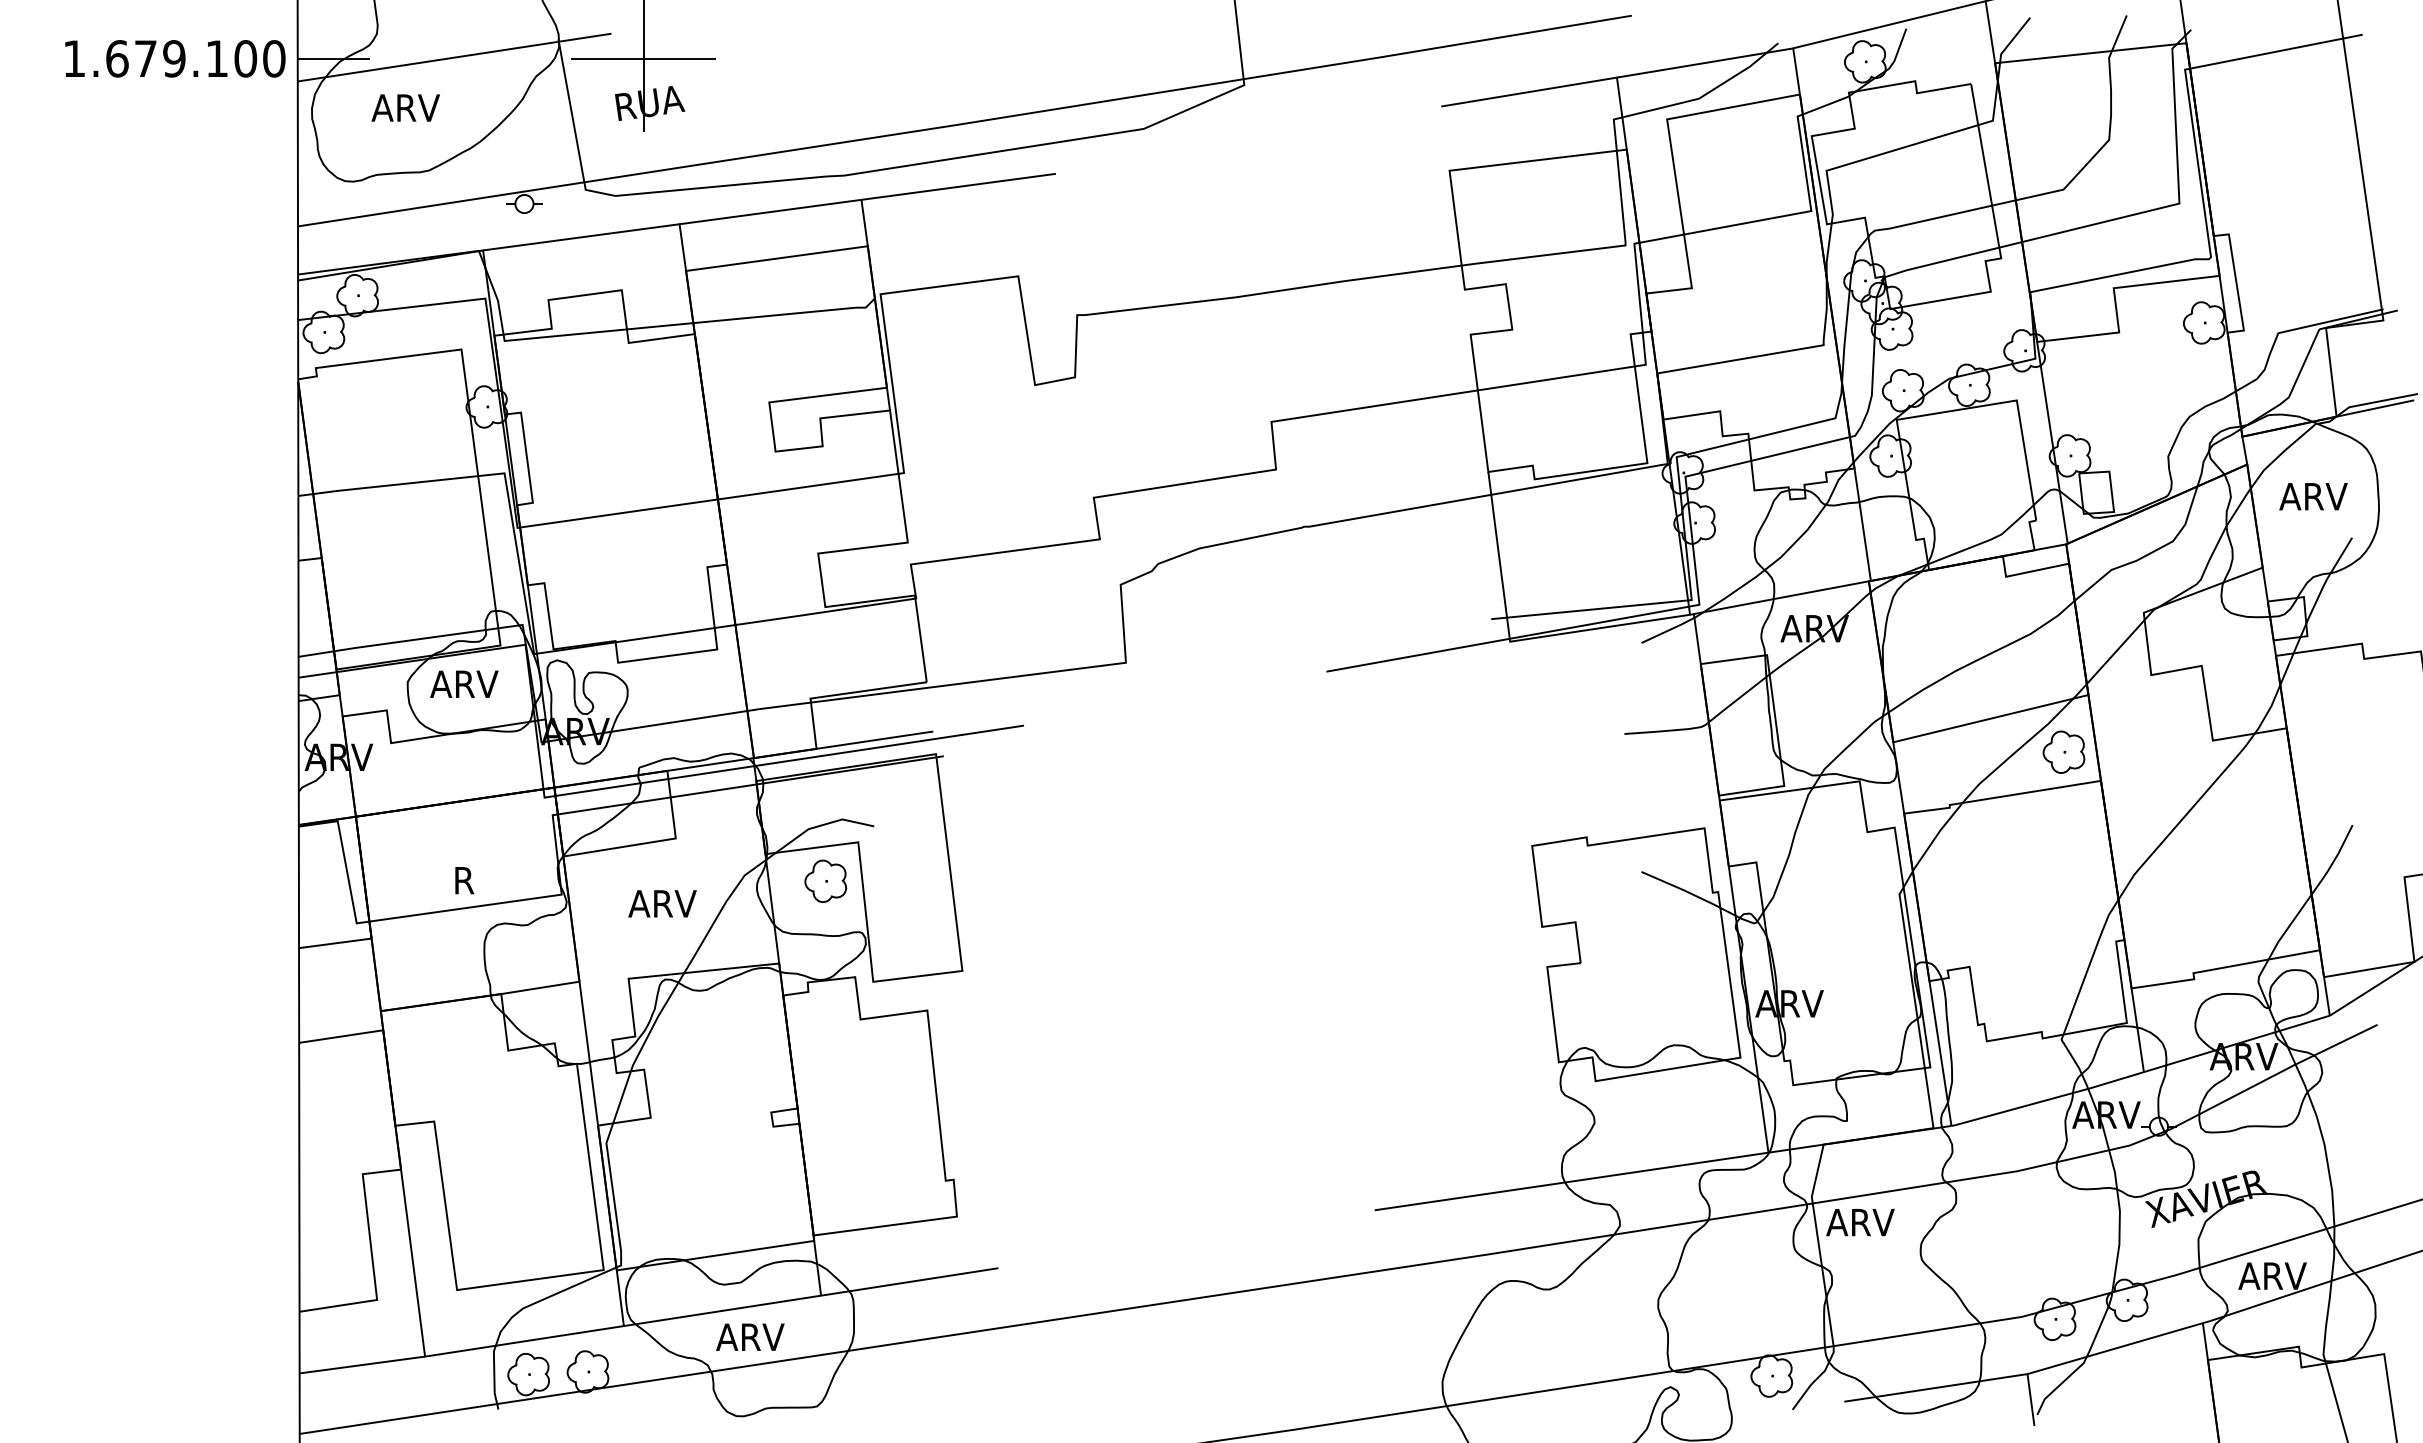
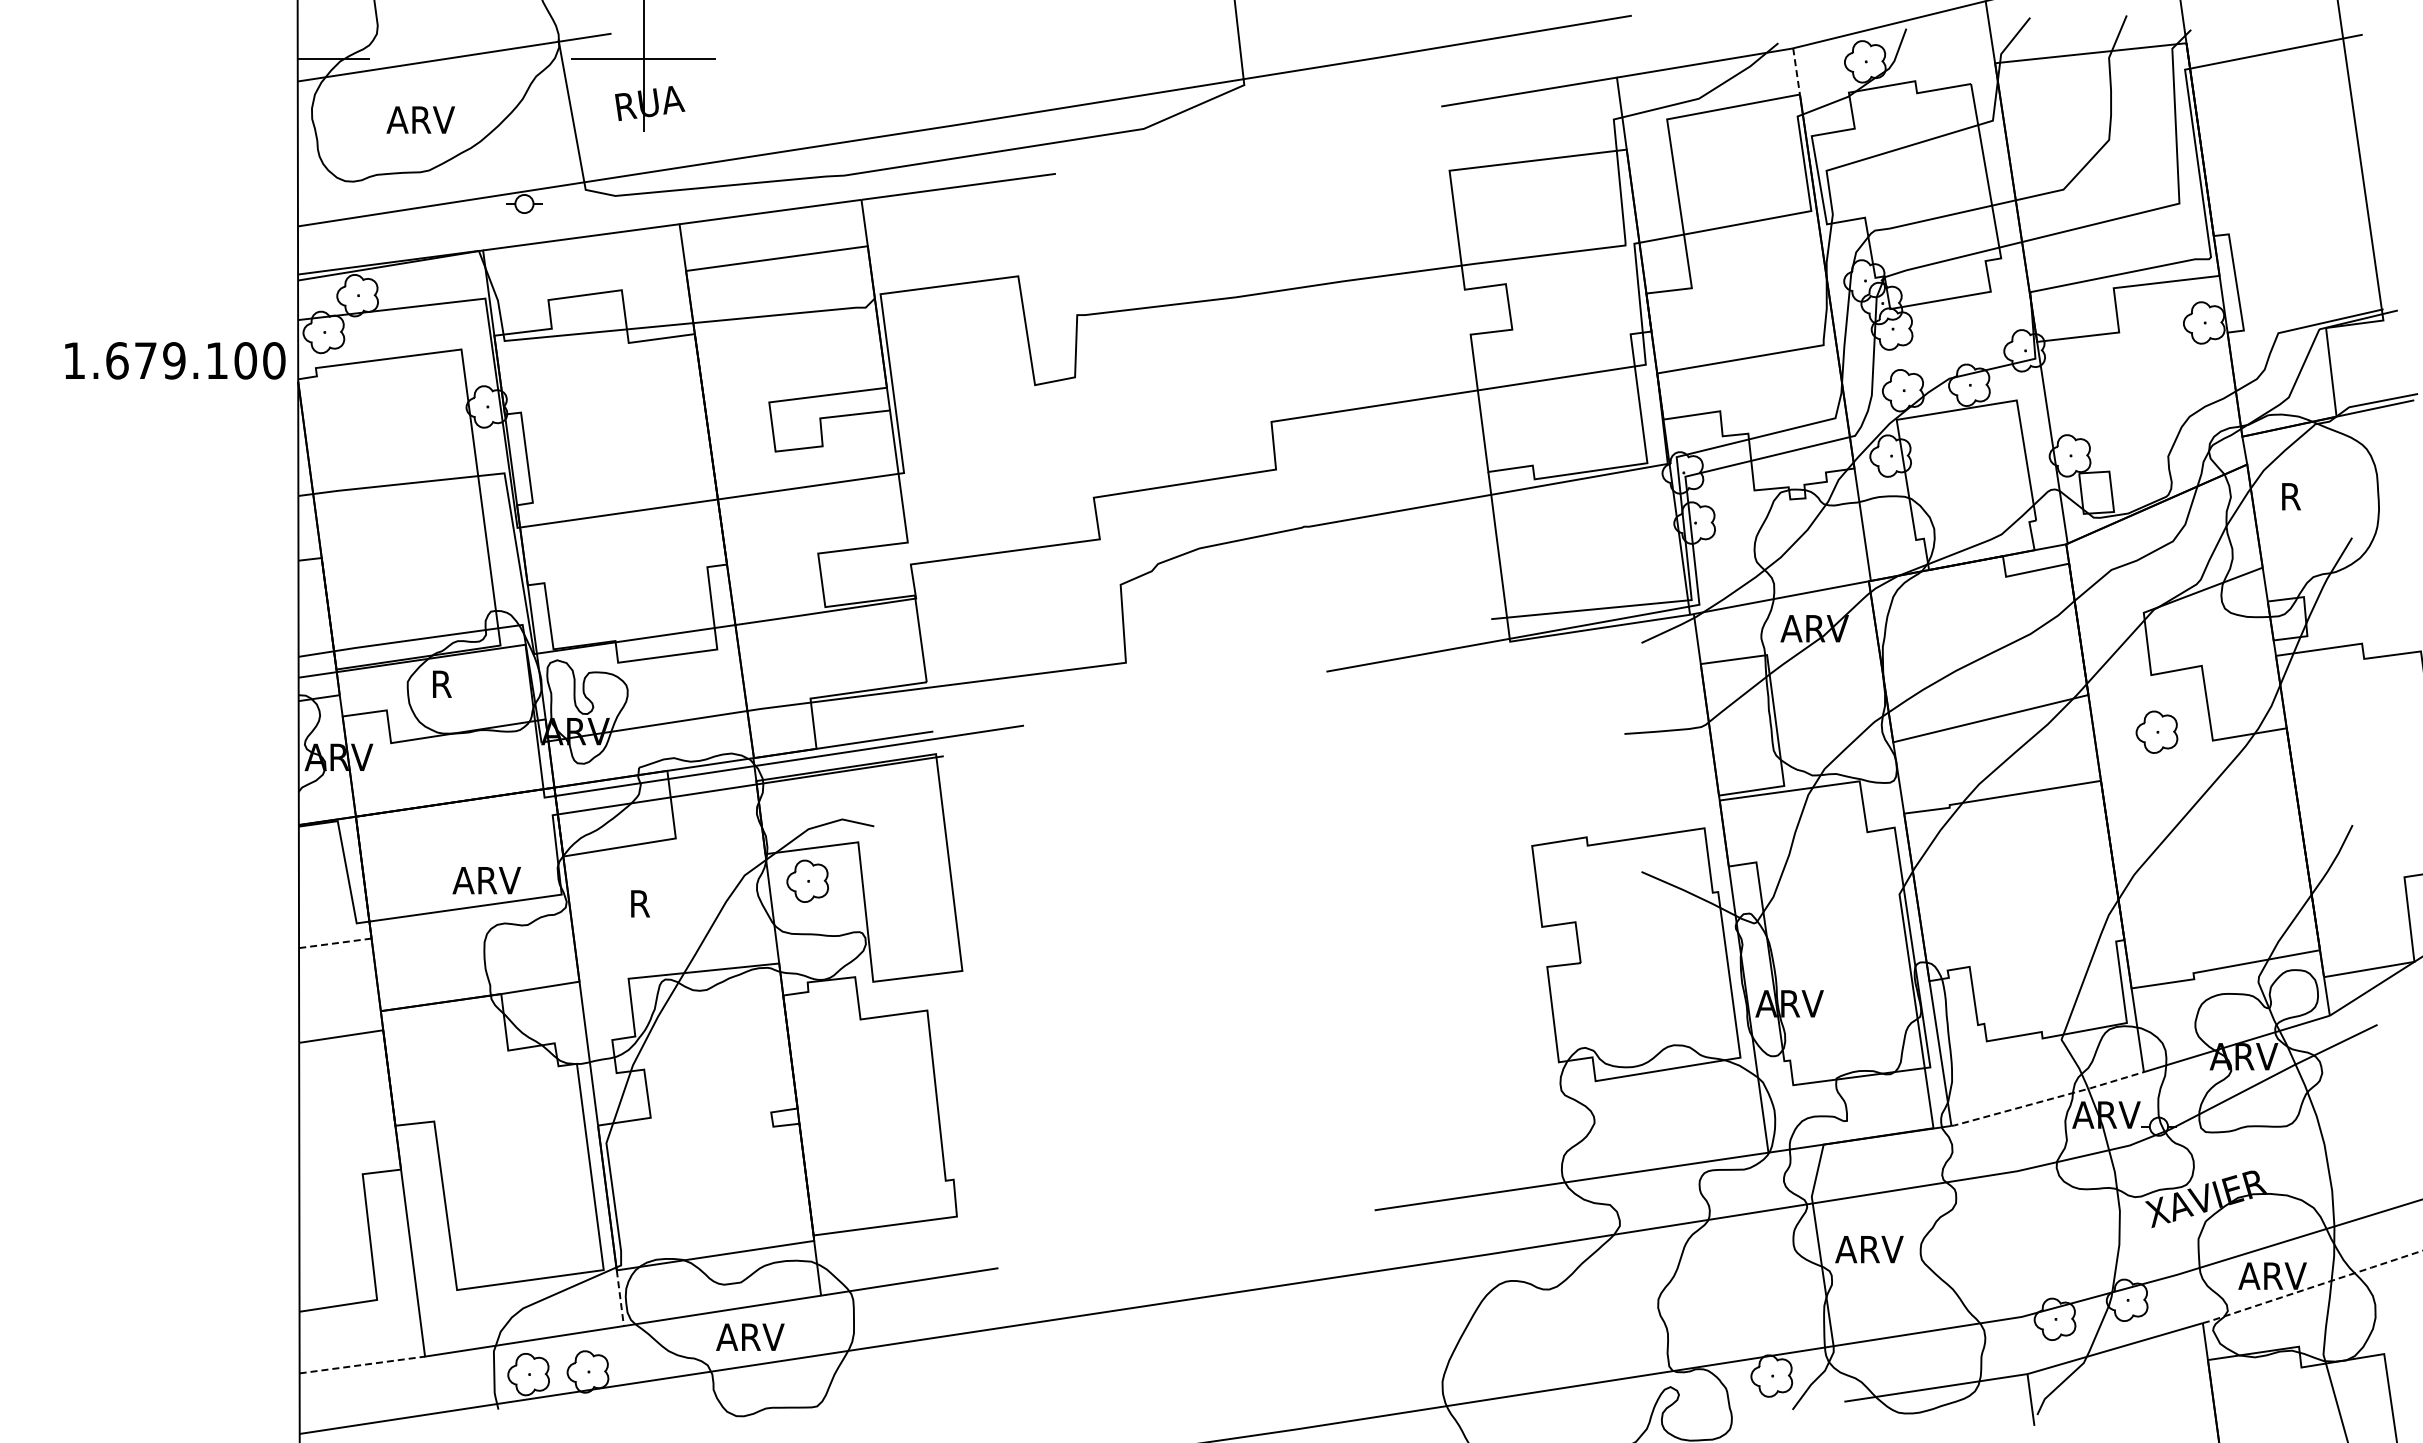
text position: (175, 58) -> (175, 360) (175, 360)
line: solid -> dashed (1796, 71)
text position: (405, 107) -> (420, 119) (420, 119)
text: ARV -> R (2313, 496)
text: ARV -> R (464, 683)
part position: (2063, 751) -> (2156, 731) (2156, 731)
text: R -> ARV (486, 880)
part position: (825, 880) -> (807, 880) (807, 880)
text: ARV -> R (662, 903)
line: solid -> dashed (335, 943)
line: solid -> dashed (2048, 1099)
text position: (1860, 1222) -> (1869, 1249) (1869, 1249)
line: solid -> dashed (2312, 1287)
line: solid -> dashed (620, 1298)
line: solid -> dashed (362, 1364)
